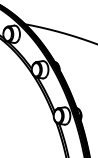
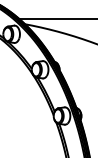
line: none -> present (56, 19)
